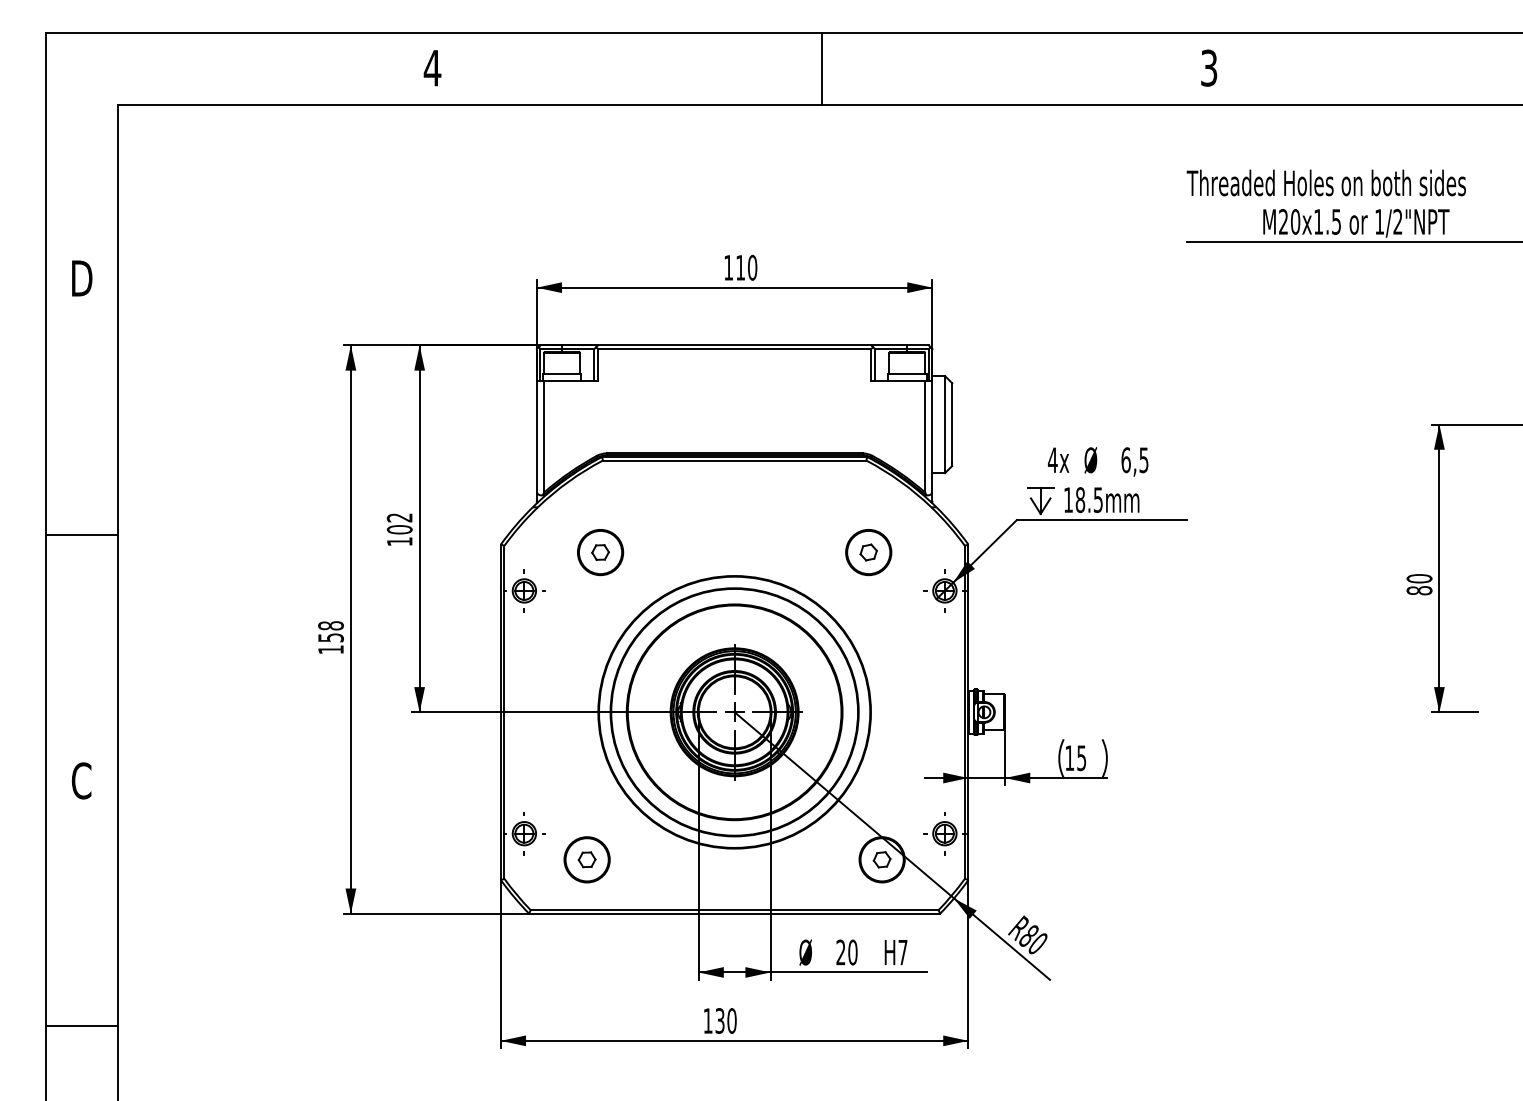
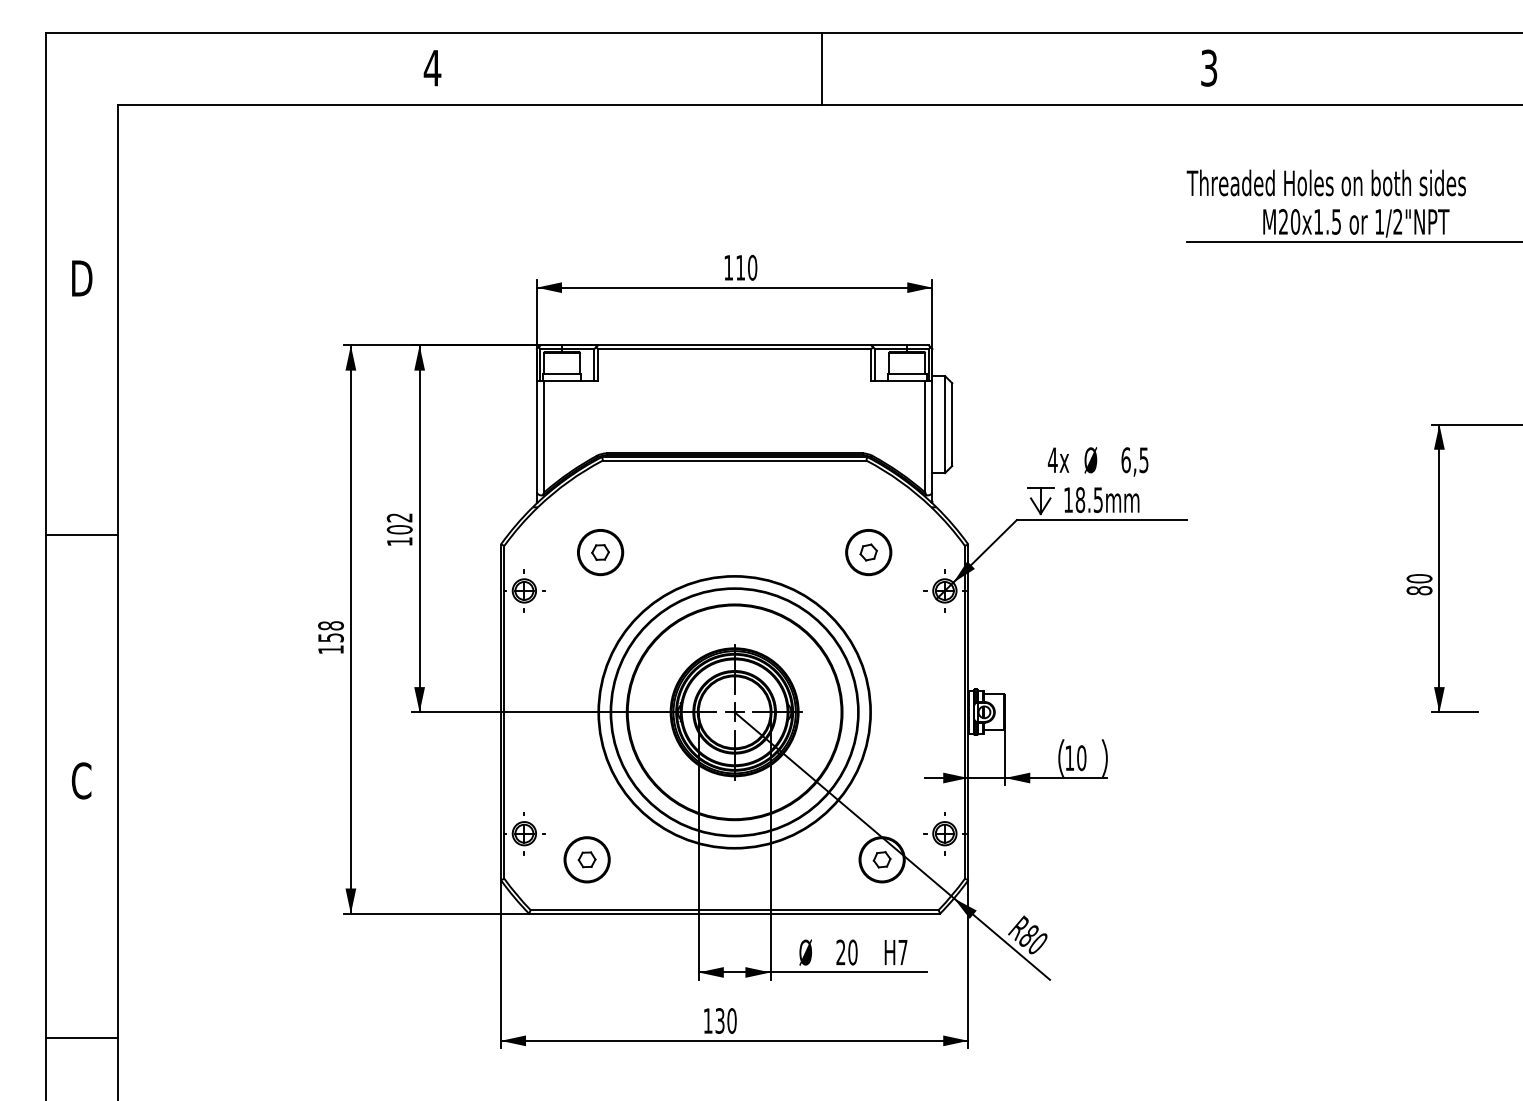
text: 15 -> 10 (1081, 758)
line position: (81, 1025) -> (81, 1037) (81, 1037)
